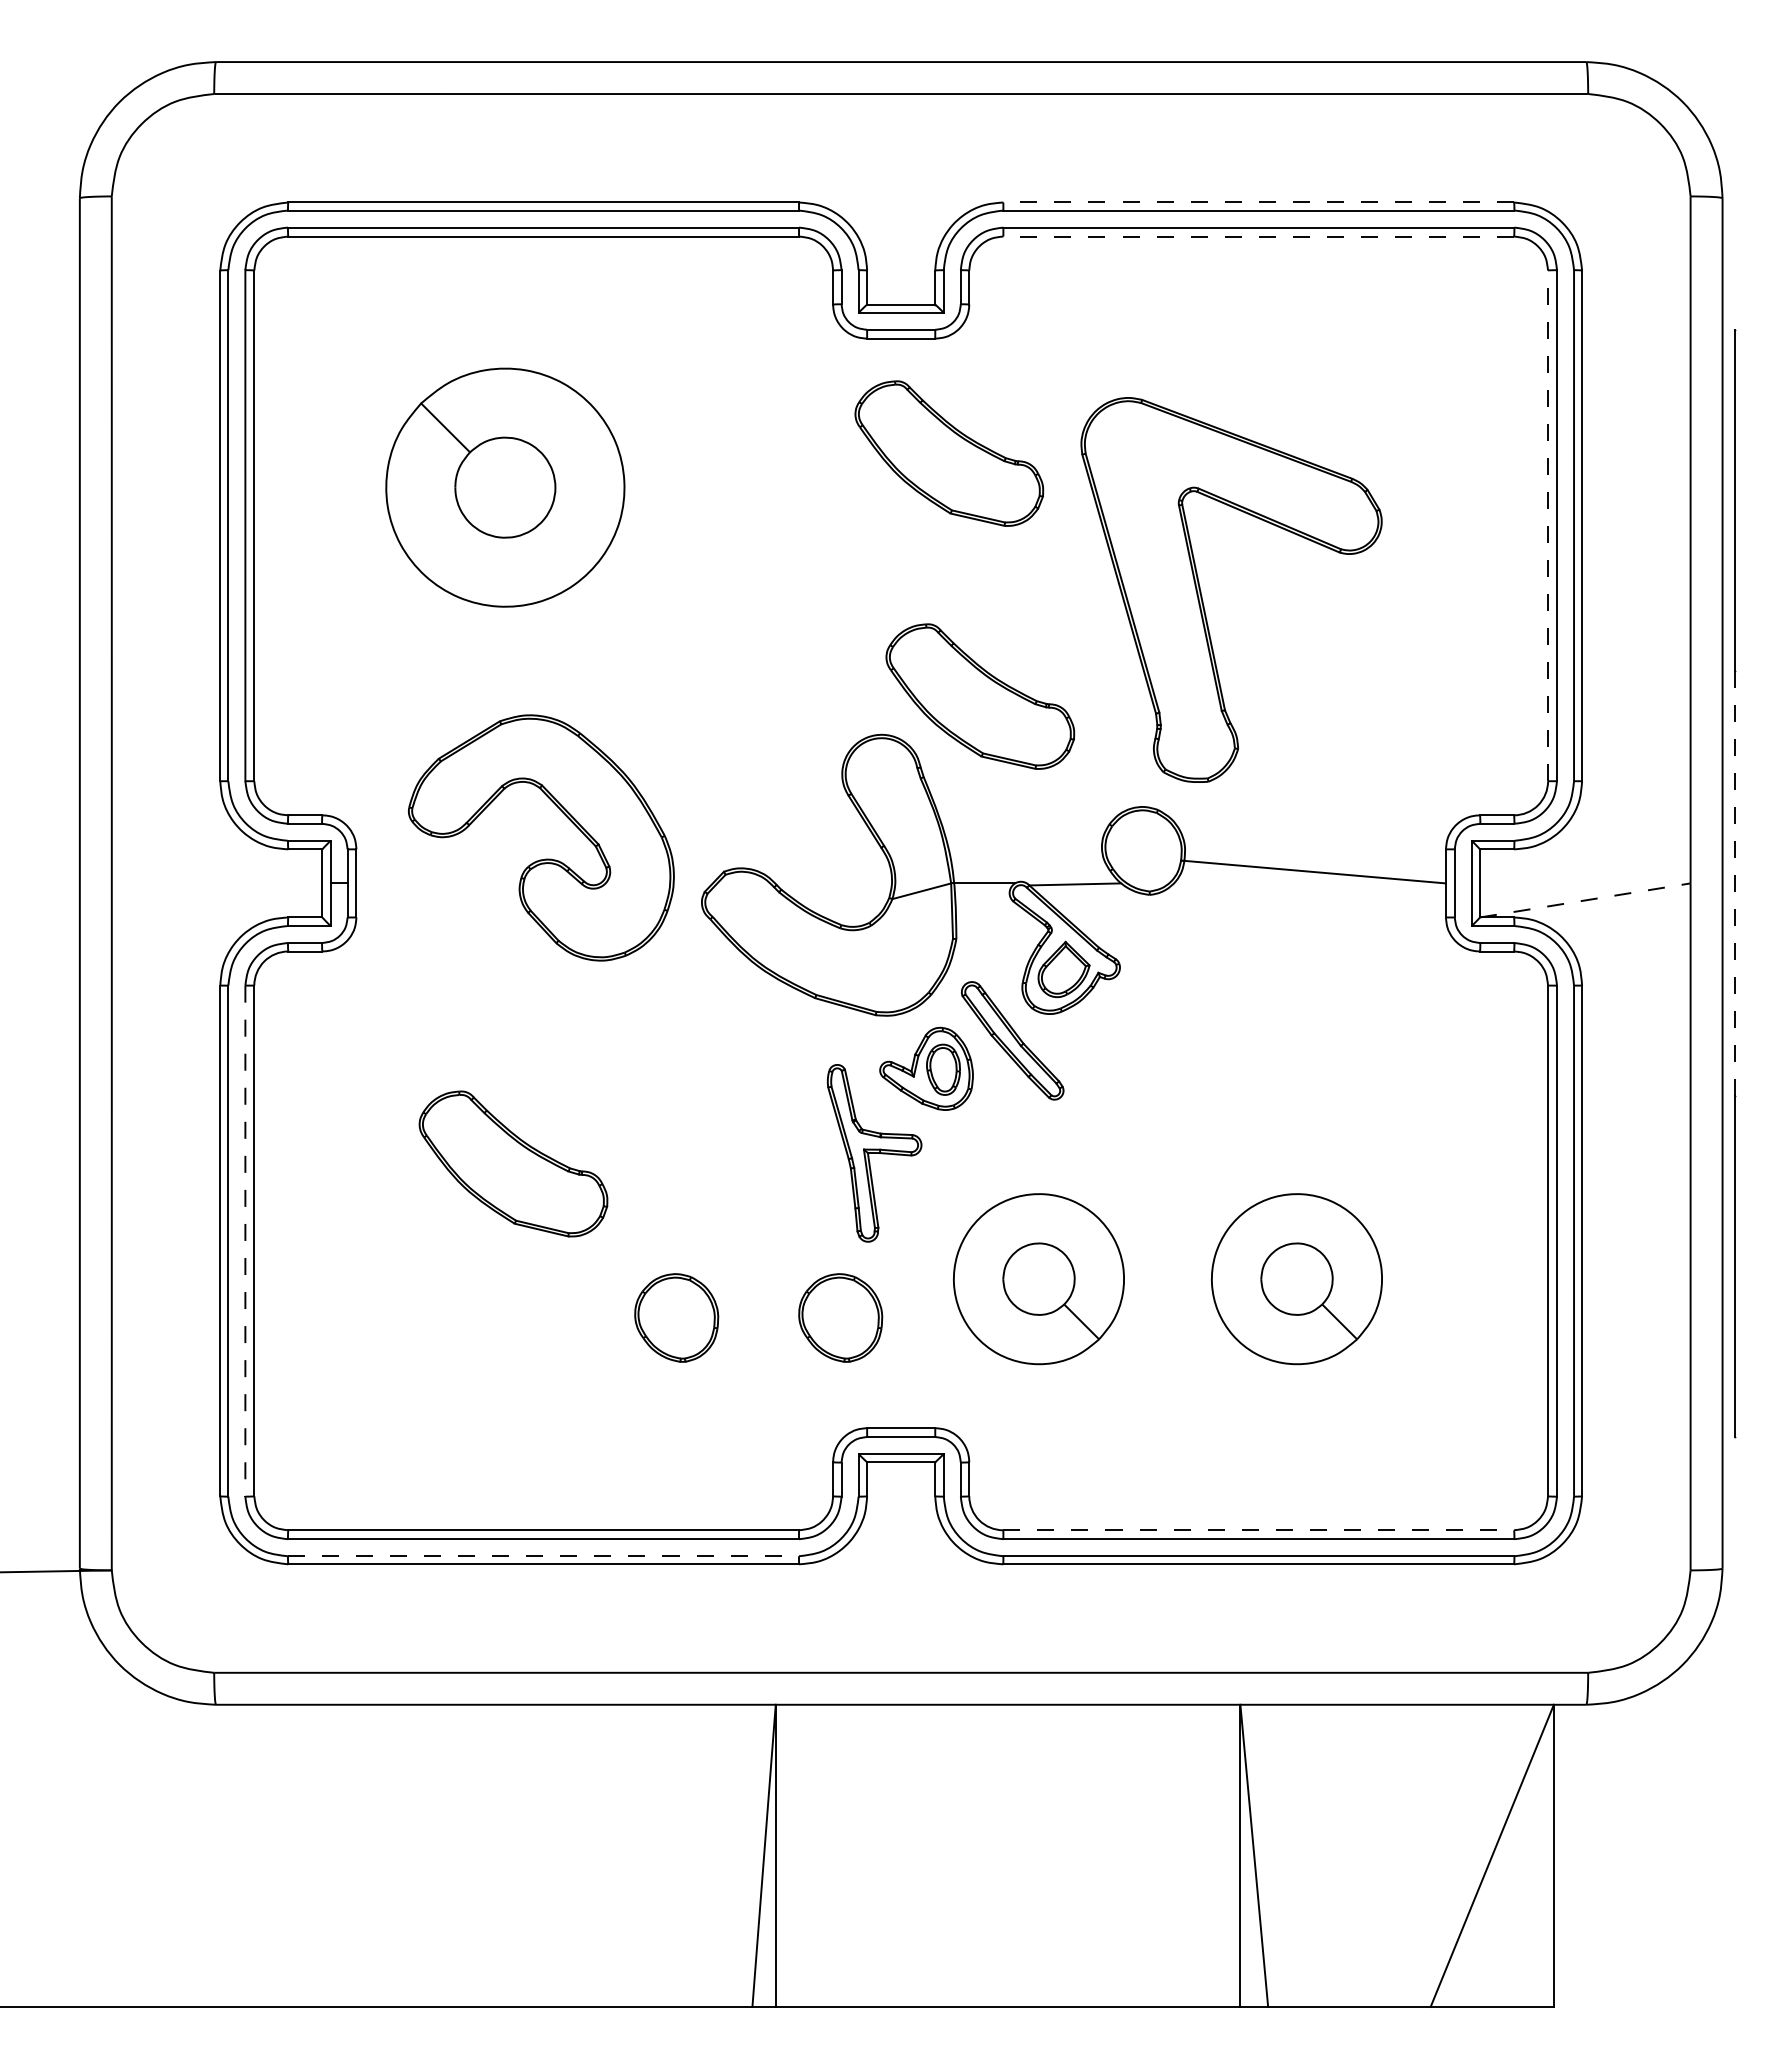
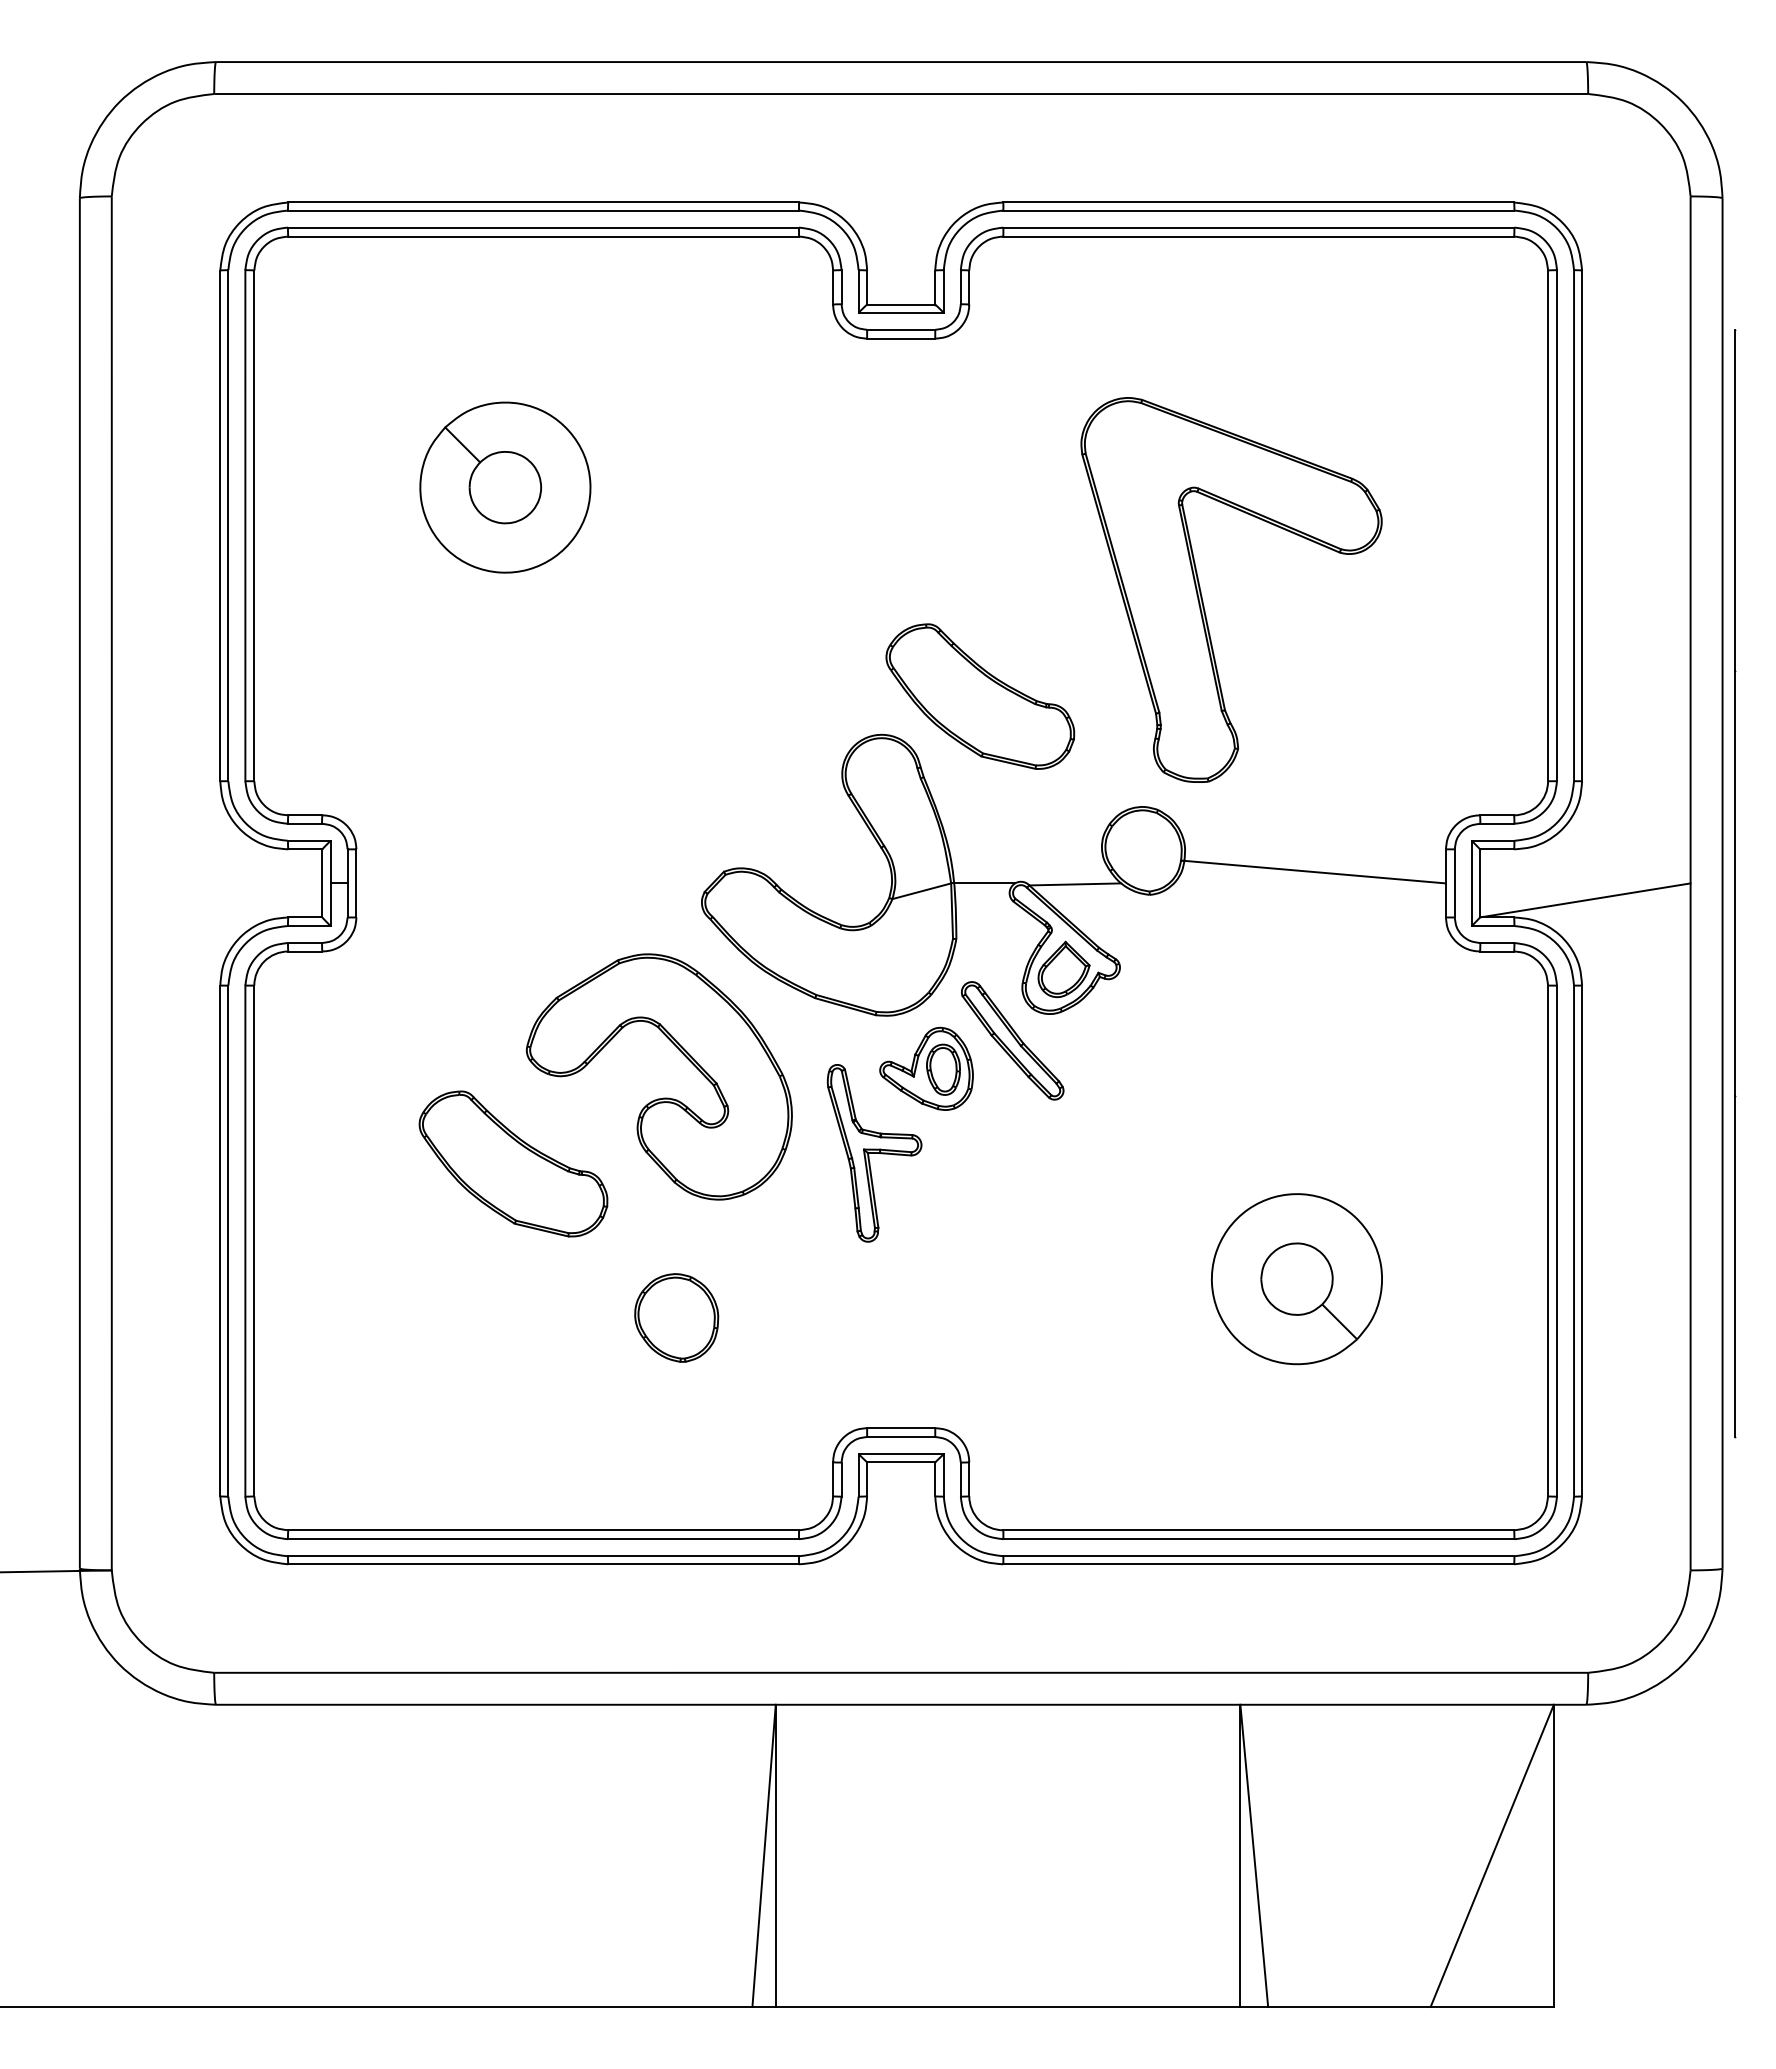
line: dashed -> solid (1258, 202)
line: dashed -> solid (1258, 236)
part: present -> none (949, 453)
part size: 241x241 px -> 173x173 px (505, 487)
line: dashed -> solid (1548, 525)
part position: (545, 858) -> (663, 1097) (663, 1097)
line: dashed -> solid (1735, 883)
line: dashed -> solid (1585, 900)
line: dashed -> solid (245, 1241)
part: present -> none (1038, 1279)
part: present -> none (840, 1317)
line: dashed -> solid (1259, 1530)
line: dashed -> solid (543, 1556)
